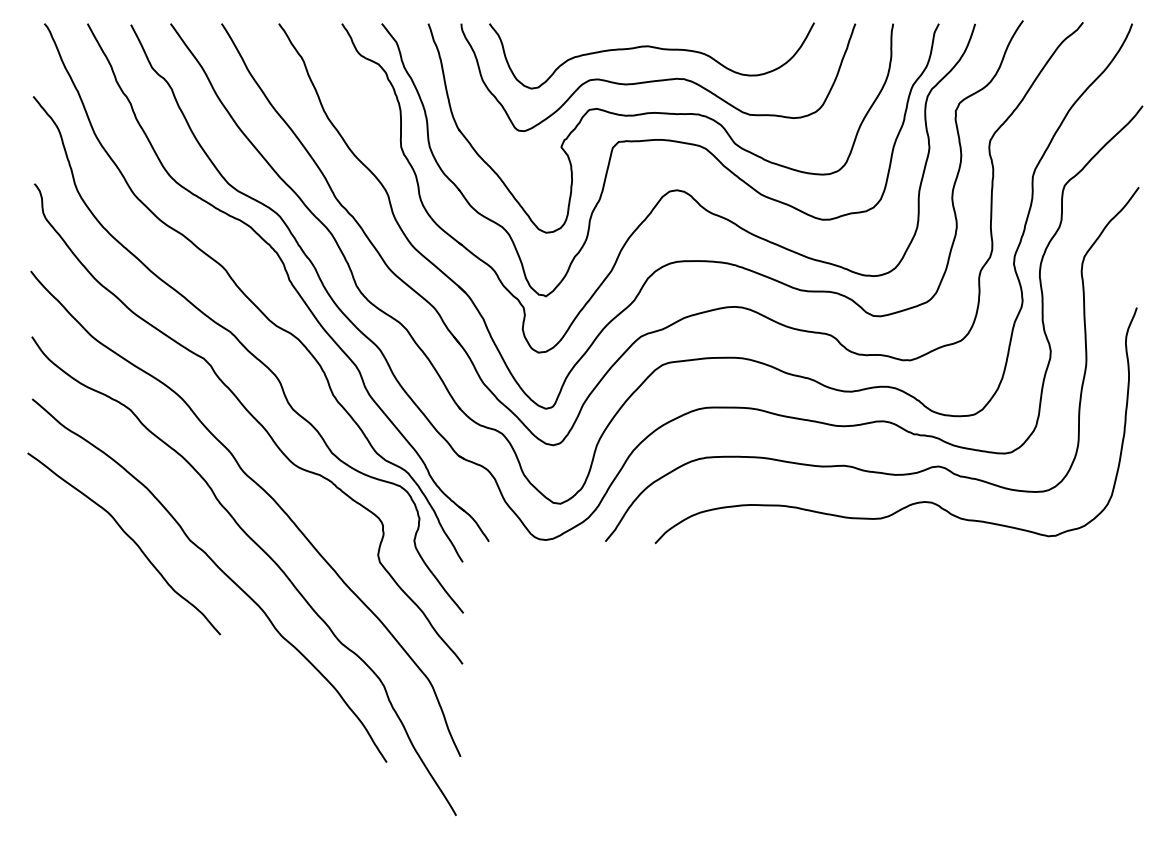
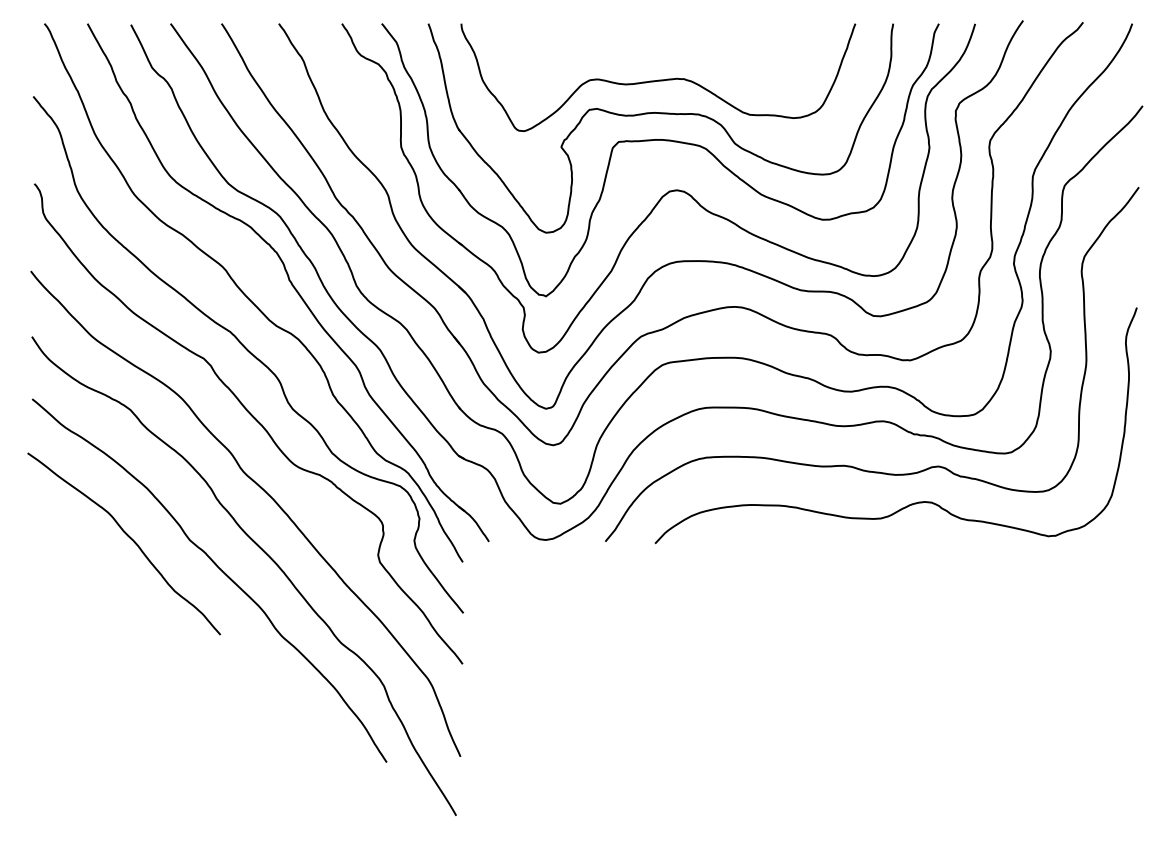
curve: present -> none (653, 48)
